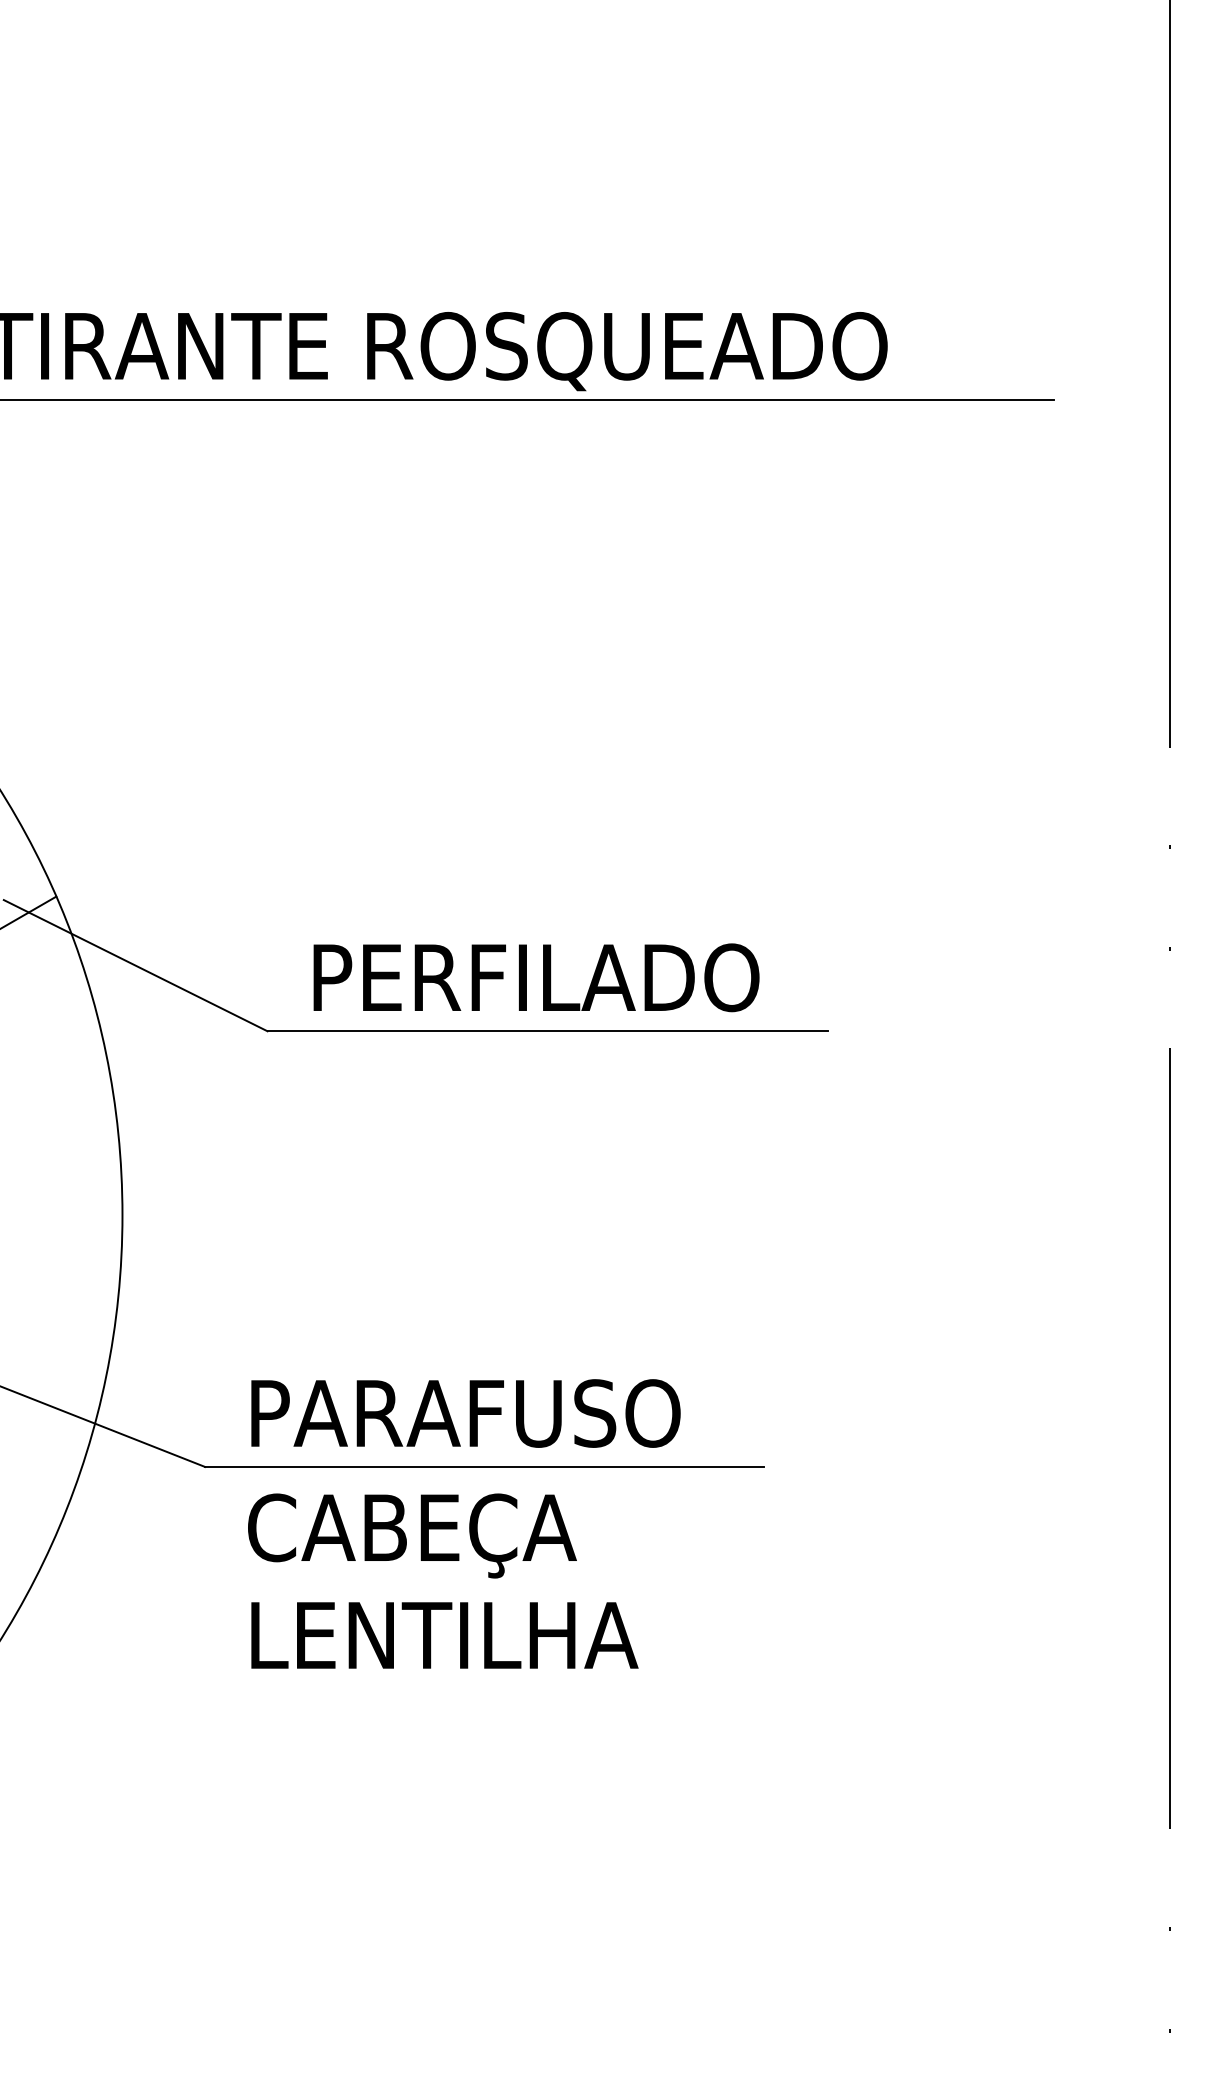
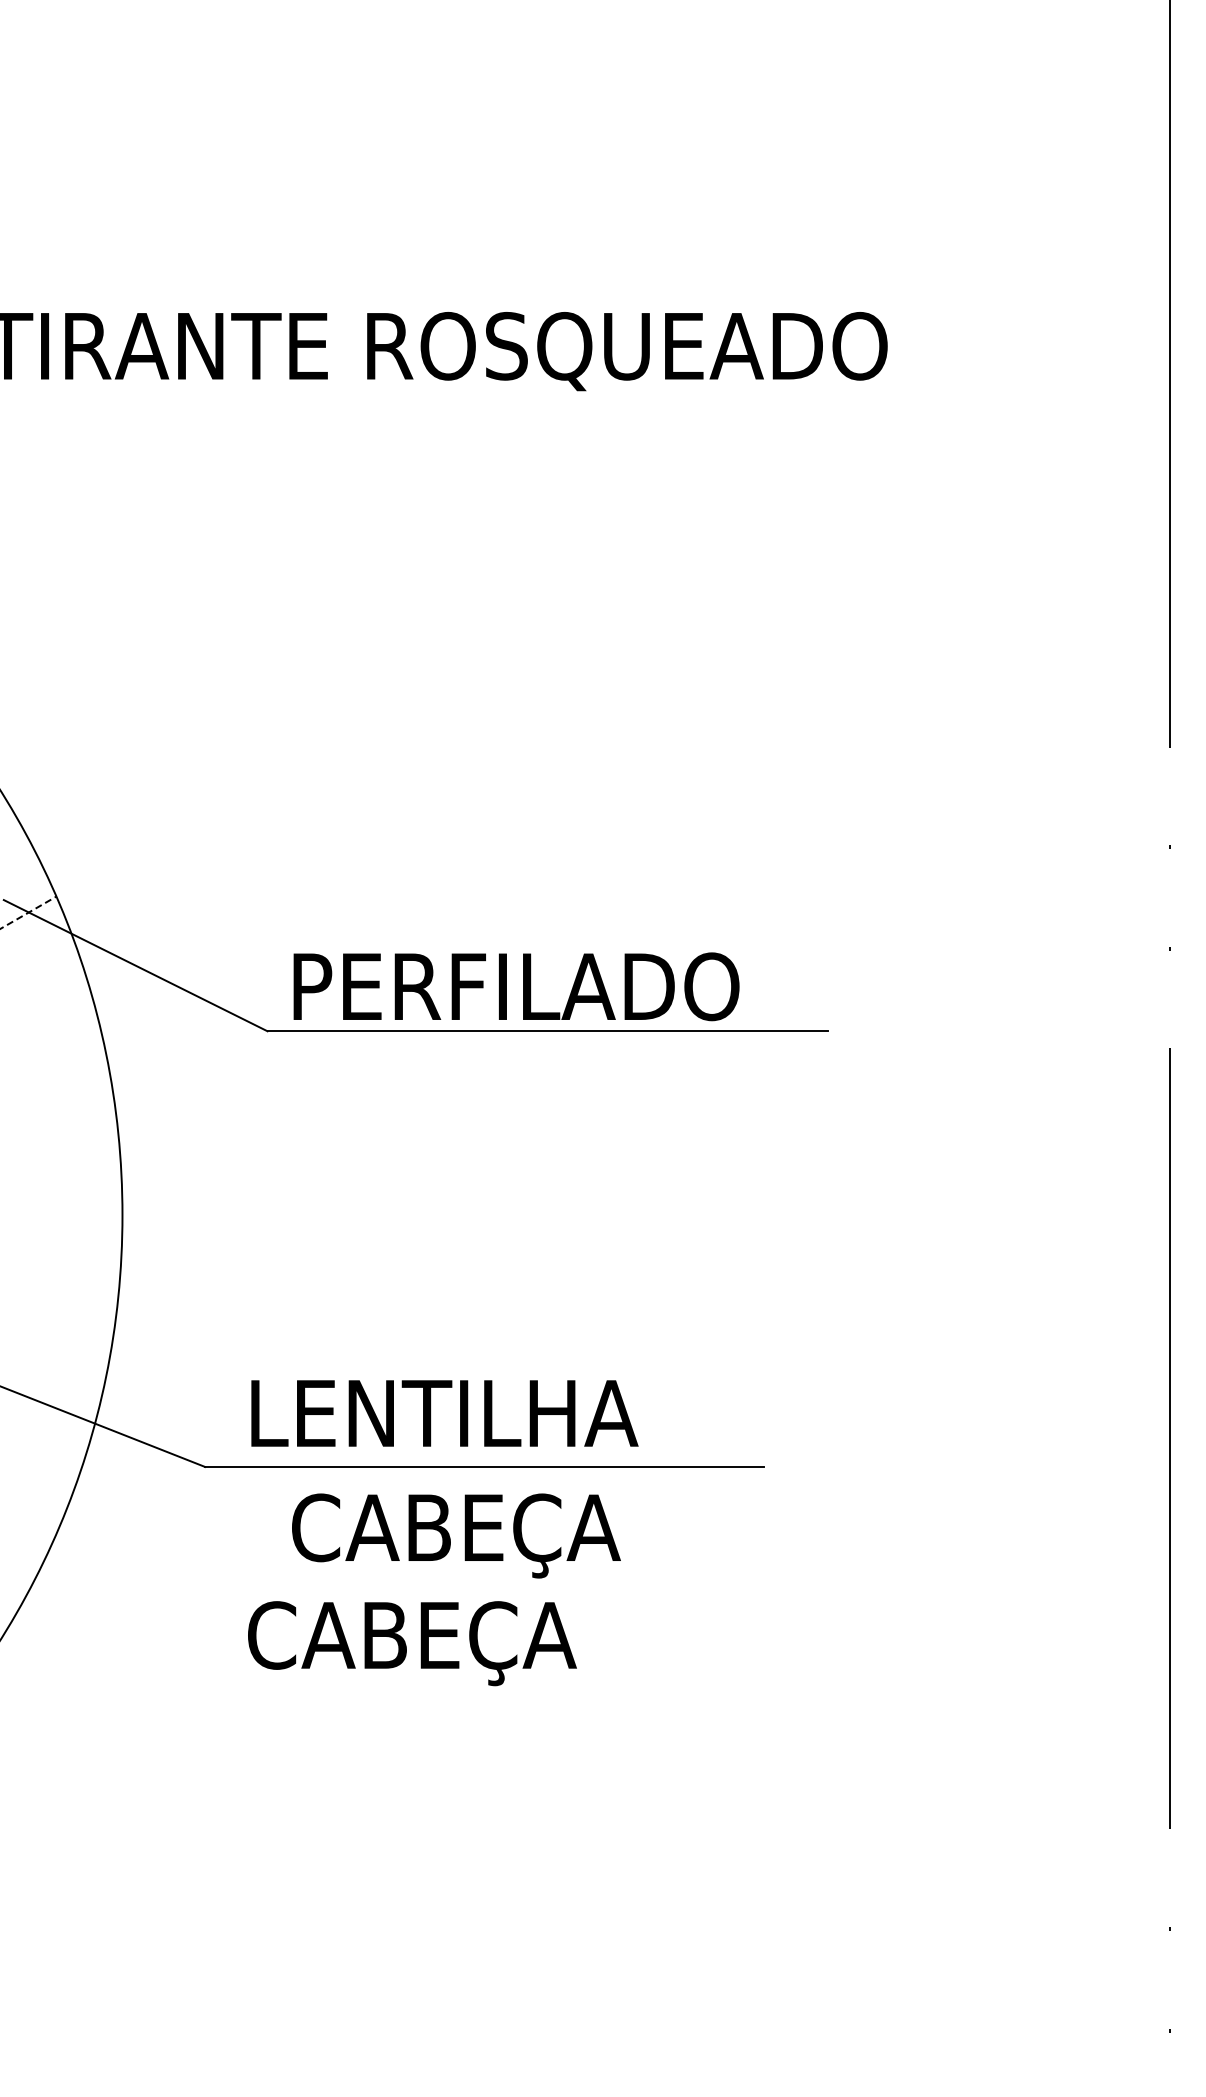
line: present -> none (528, 399)
line: solid -> dashed (28, 912)
text position: (536, 977) -> (516, 986) (516, 986)
text: PARAFUSO -> LENTILHA (469, 1413)
text position: (412, 1535) -> (456, 1535) (456, 1535)
text: LENTILHA -> CABEÇA (443, 1643)
